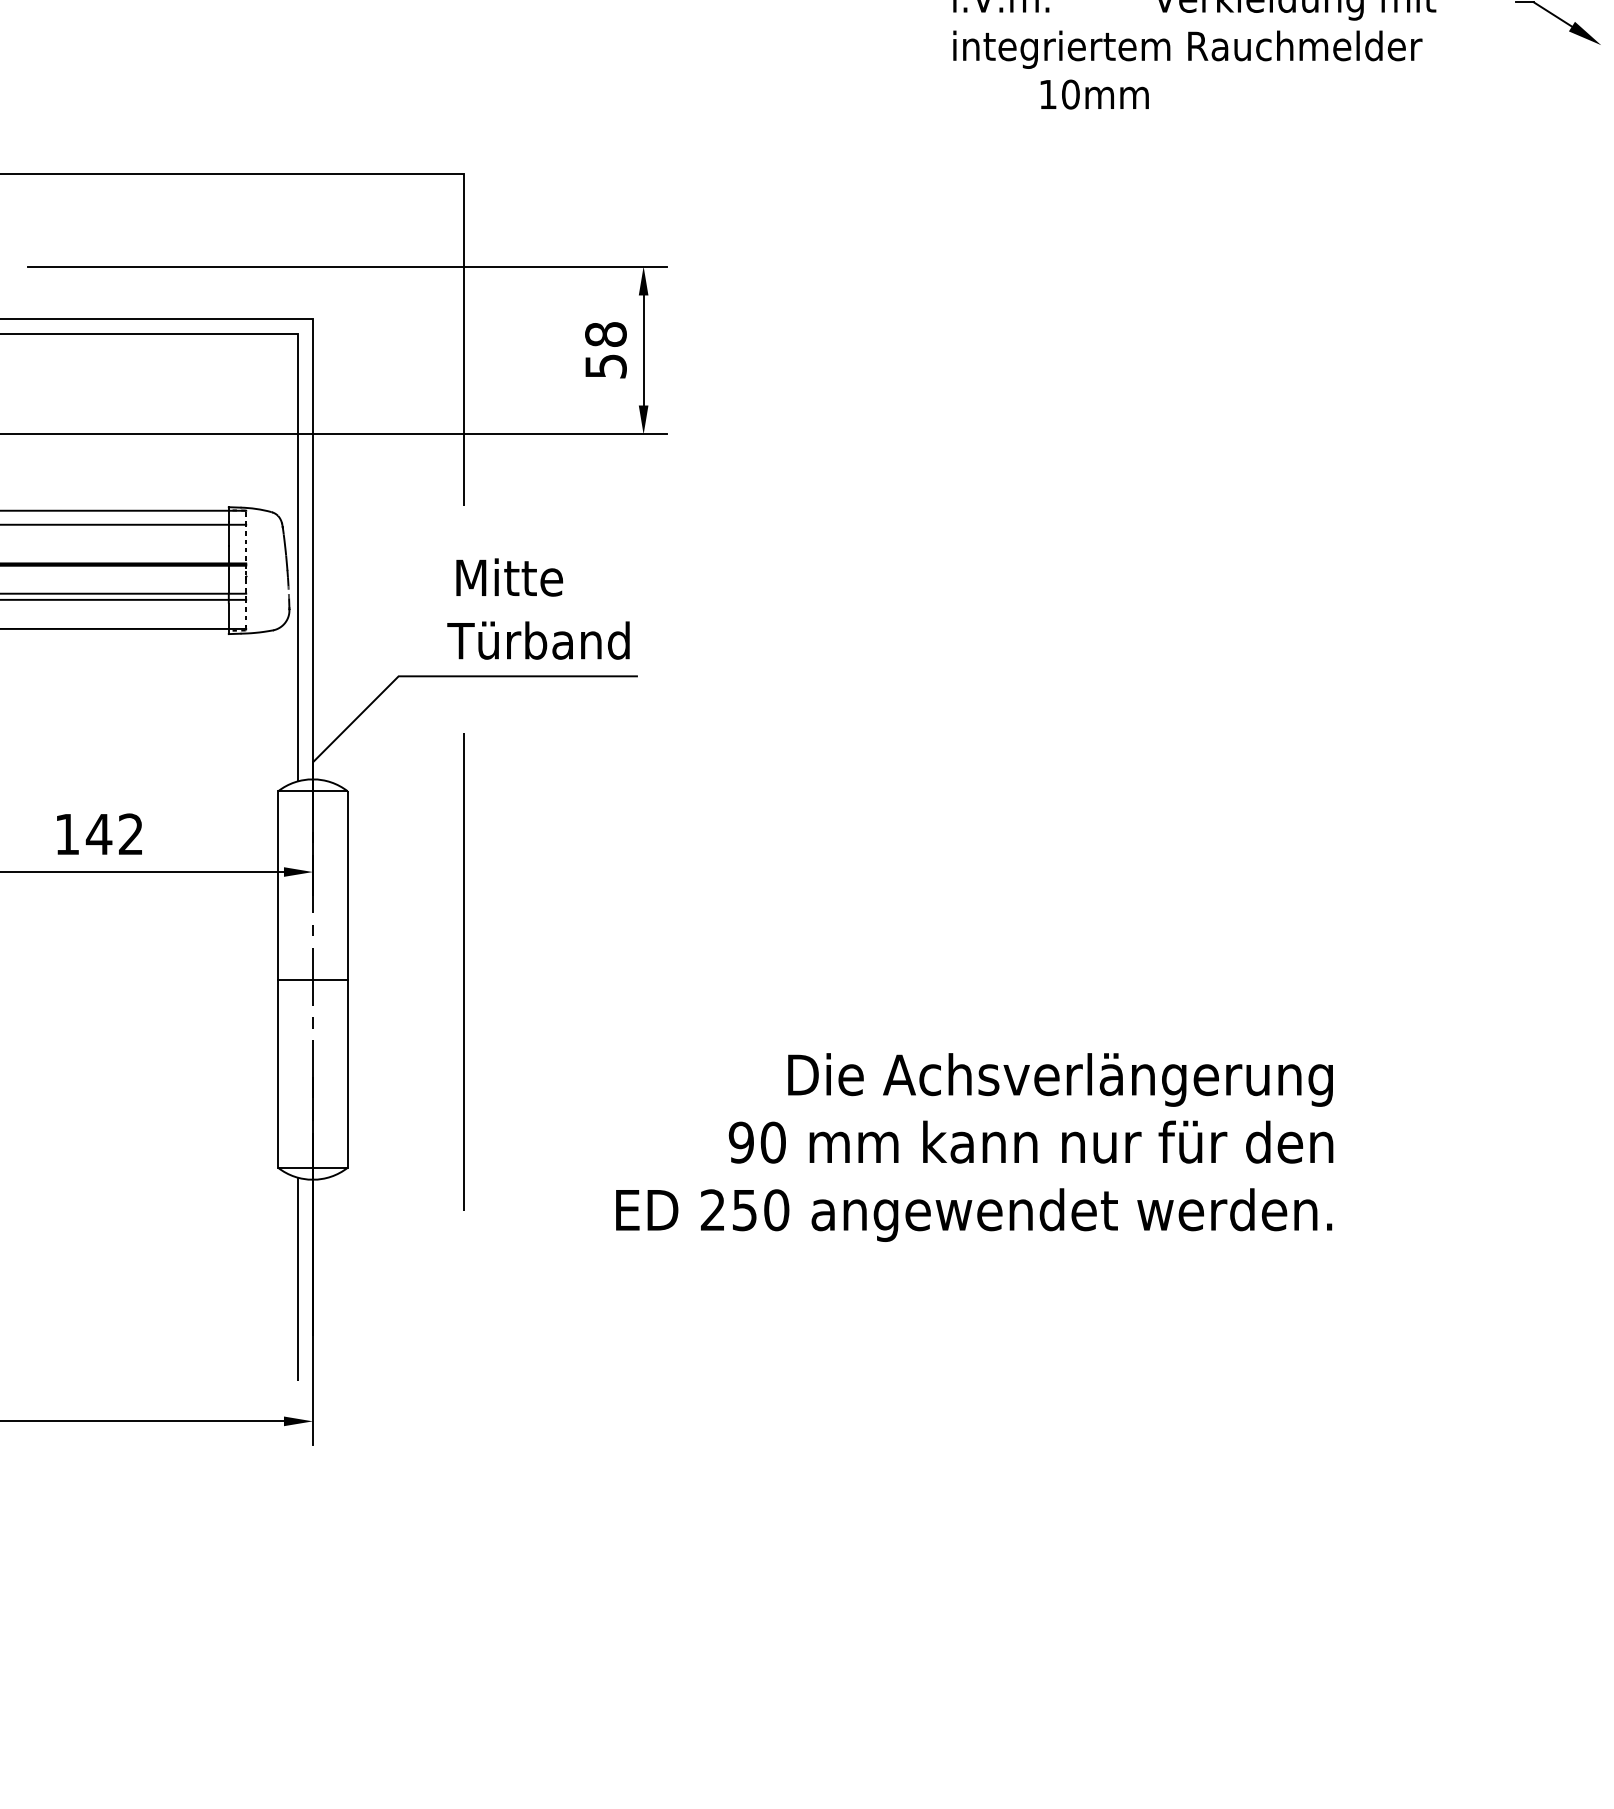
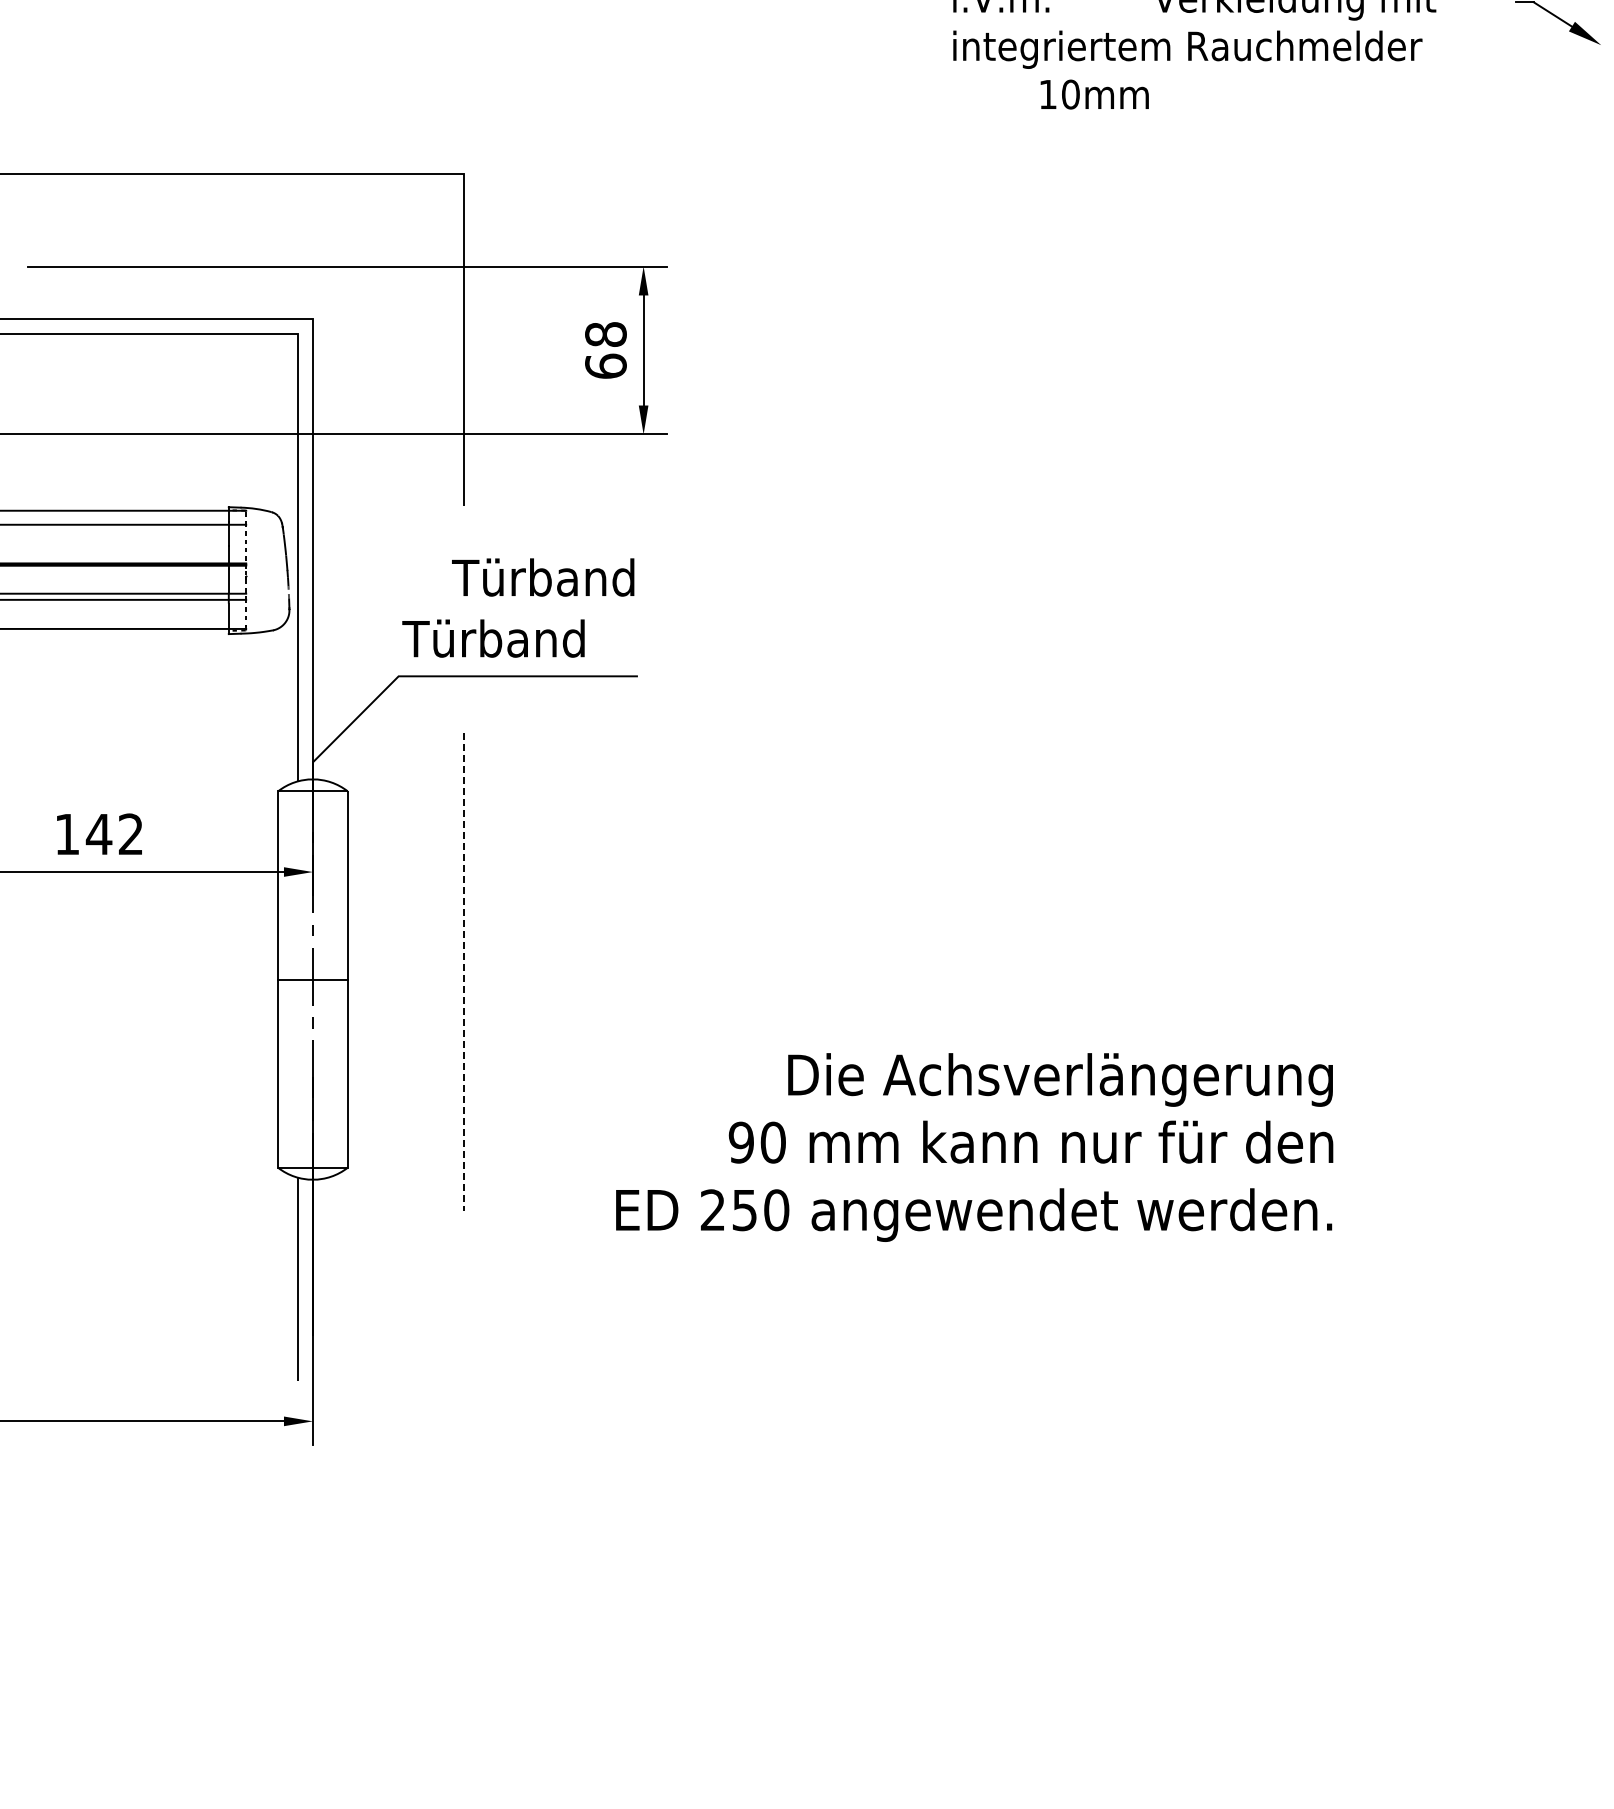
text: 58 -> 68 (605, 365)
text: Mitte -> Türband (543, 577)
text position: (538, 640) -> (493, 638) (493, 638)
line: solid -> dashed (463, 971)
